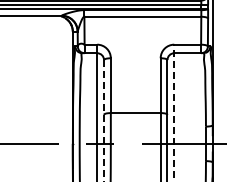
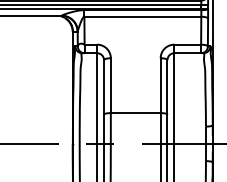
line: dashed -> solid (174, 112)
line: dashed -> solid (104, 120)
